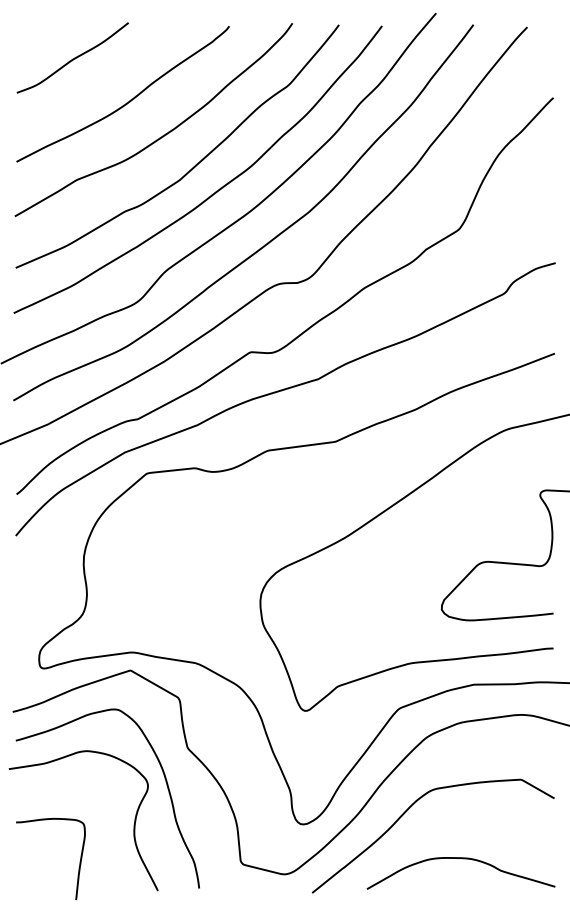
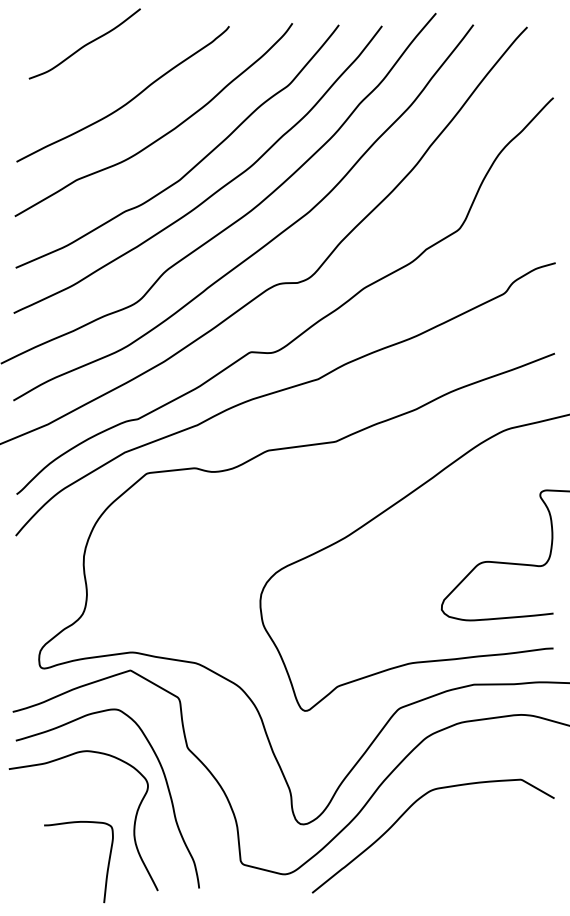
curve position: (72, 58) -> (84, 44) (84, 44)
curve: present -> none (462, 859)
curve position: (79, 861) -> (107, 864) (107, 864)
